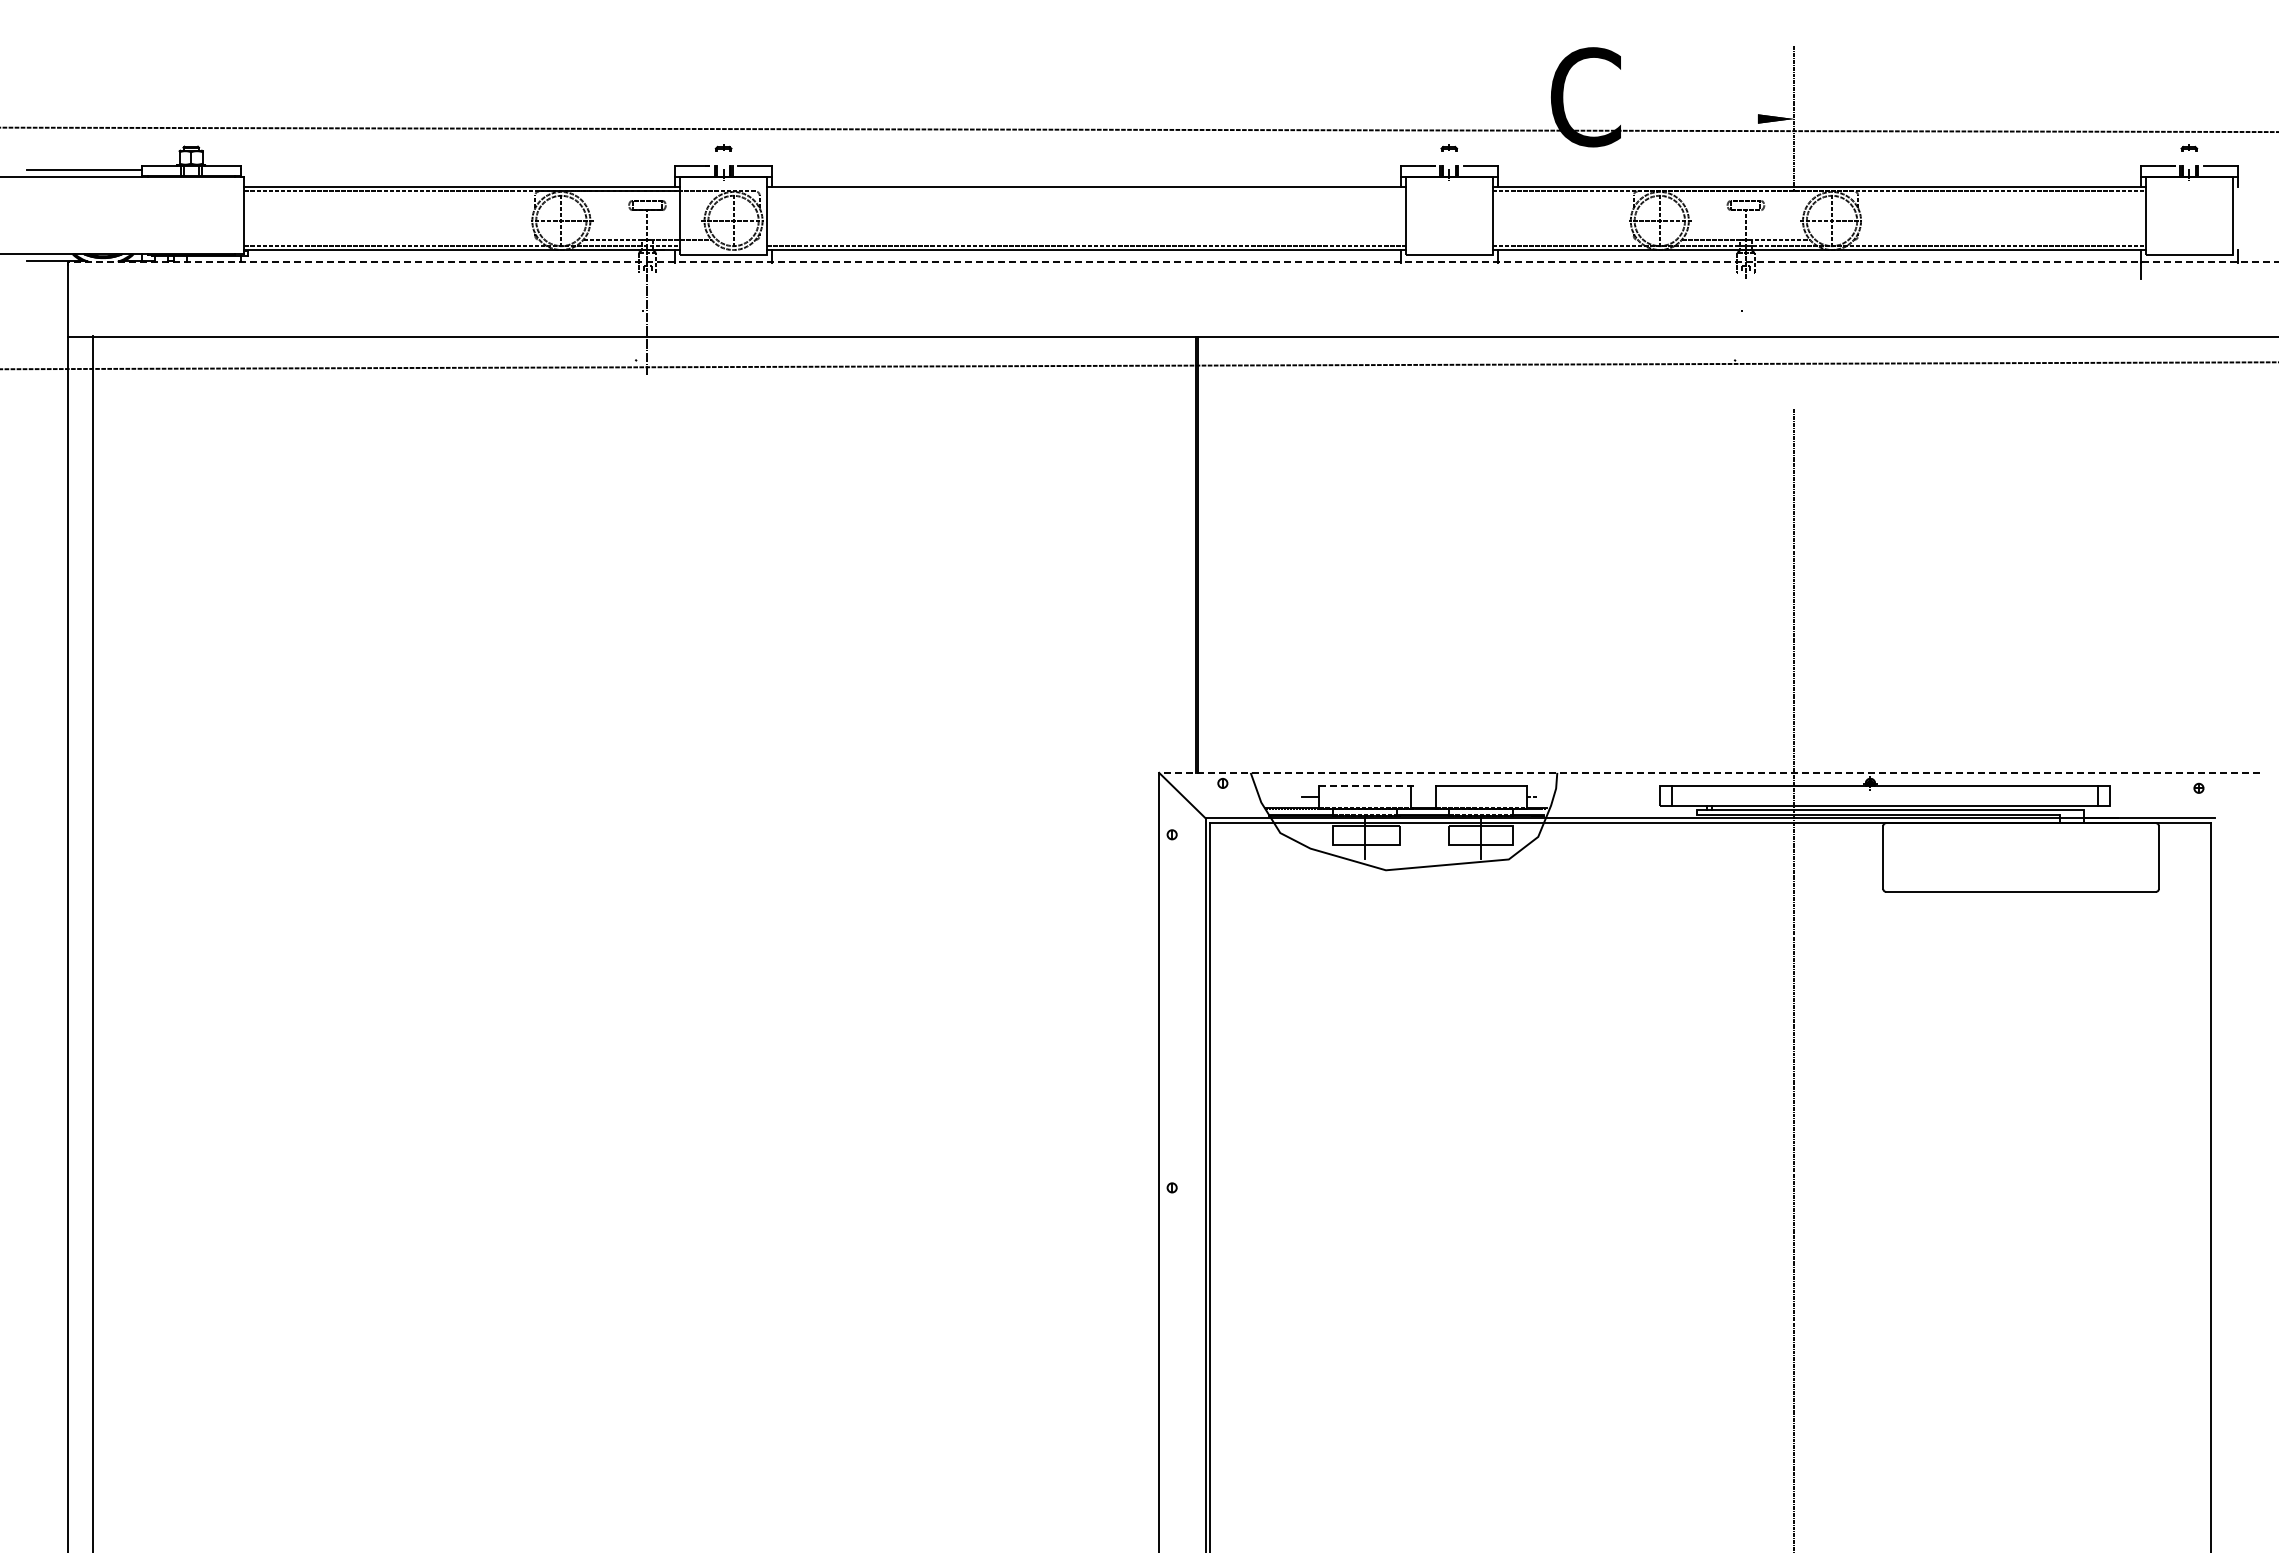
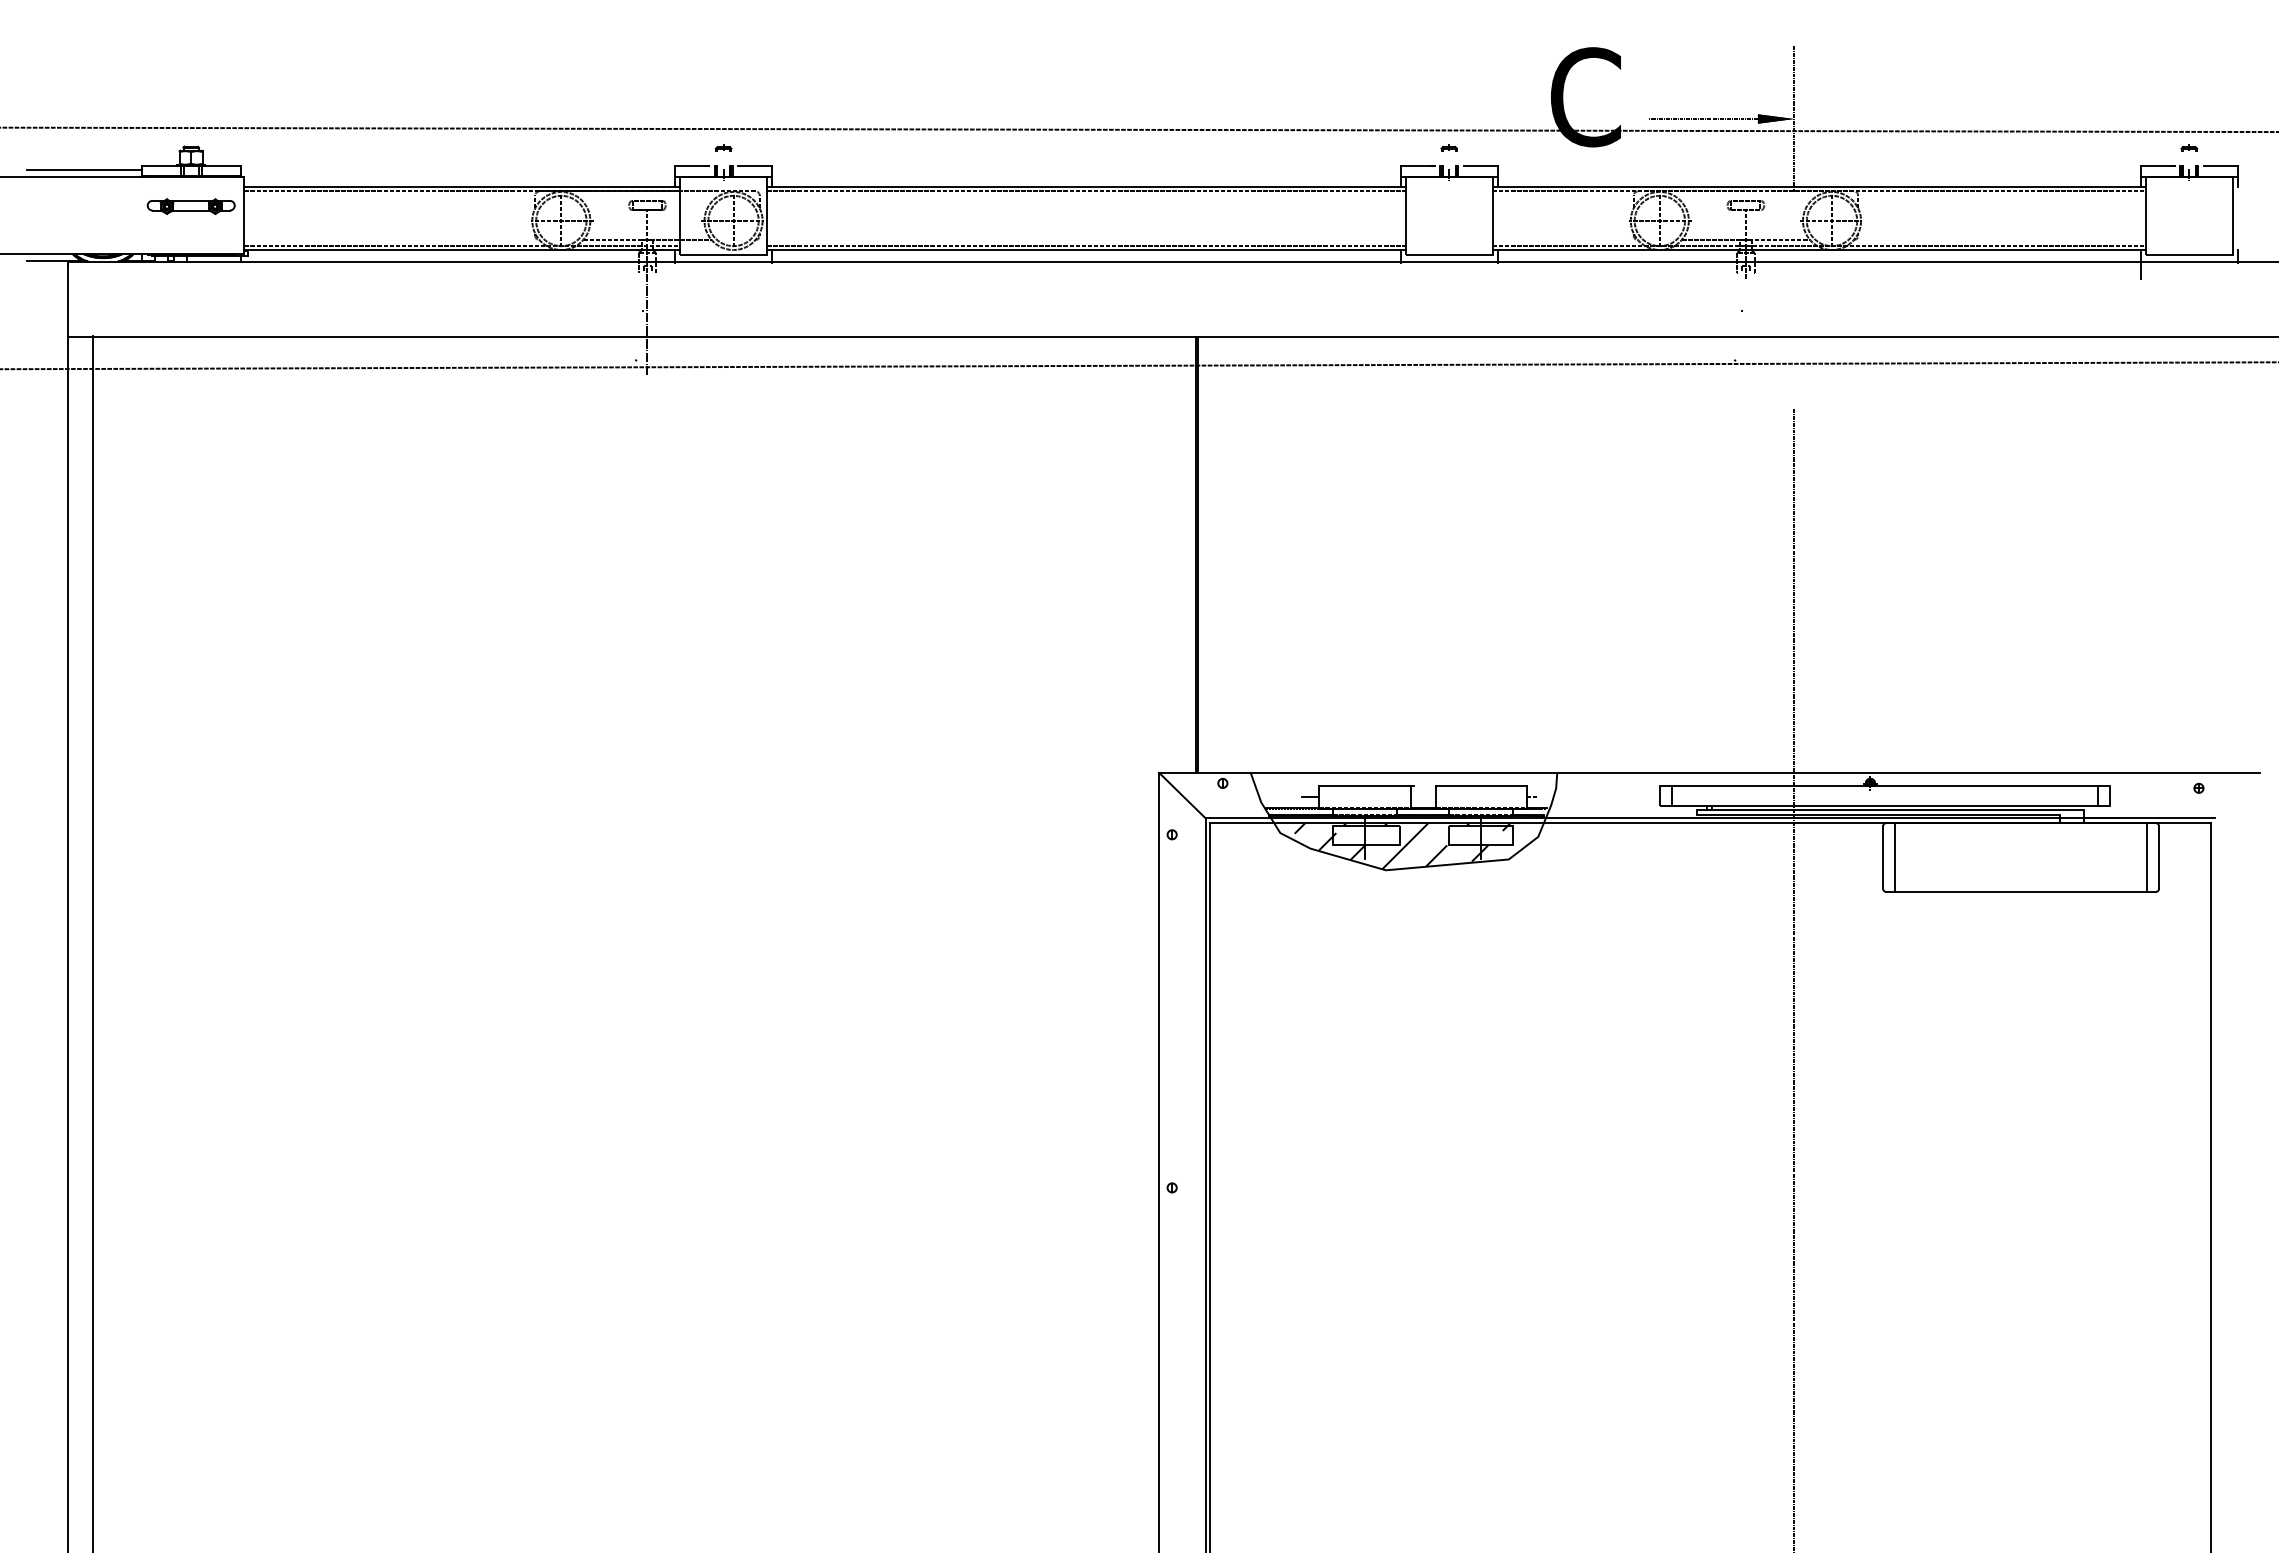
line: none -> present (1703, 119)
line: none -> present (1086, 190)
part: none -> present (190, 206)
line: dashed -> solid (1173, 261)
line: dashed -> solid (1708, 772)
line: dashed -> solid (1367, 786)
hatch: none -> present (1402, 846)
line: none -> present (1895, 857)
line: none -> present (2146, 857)
